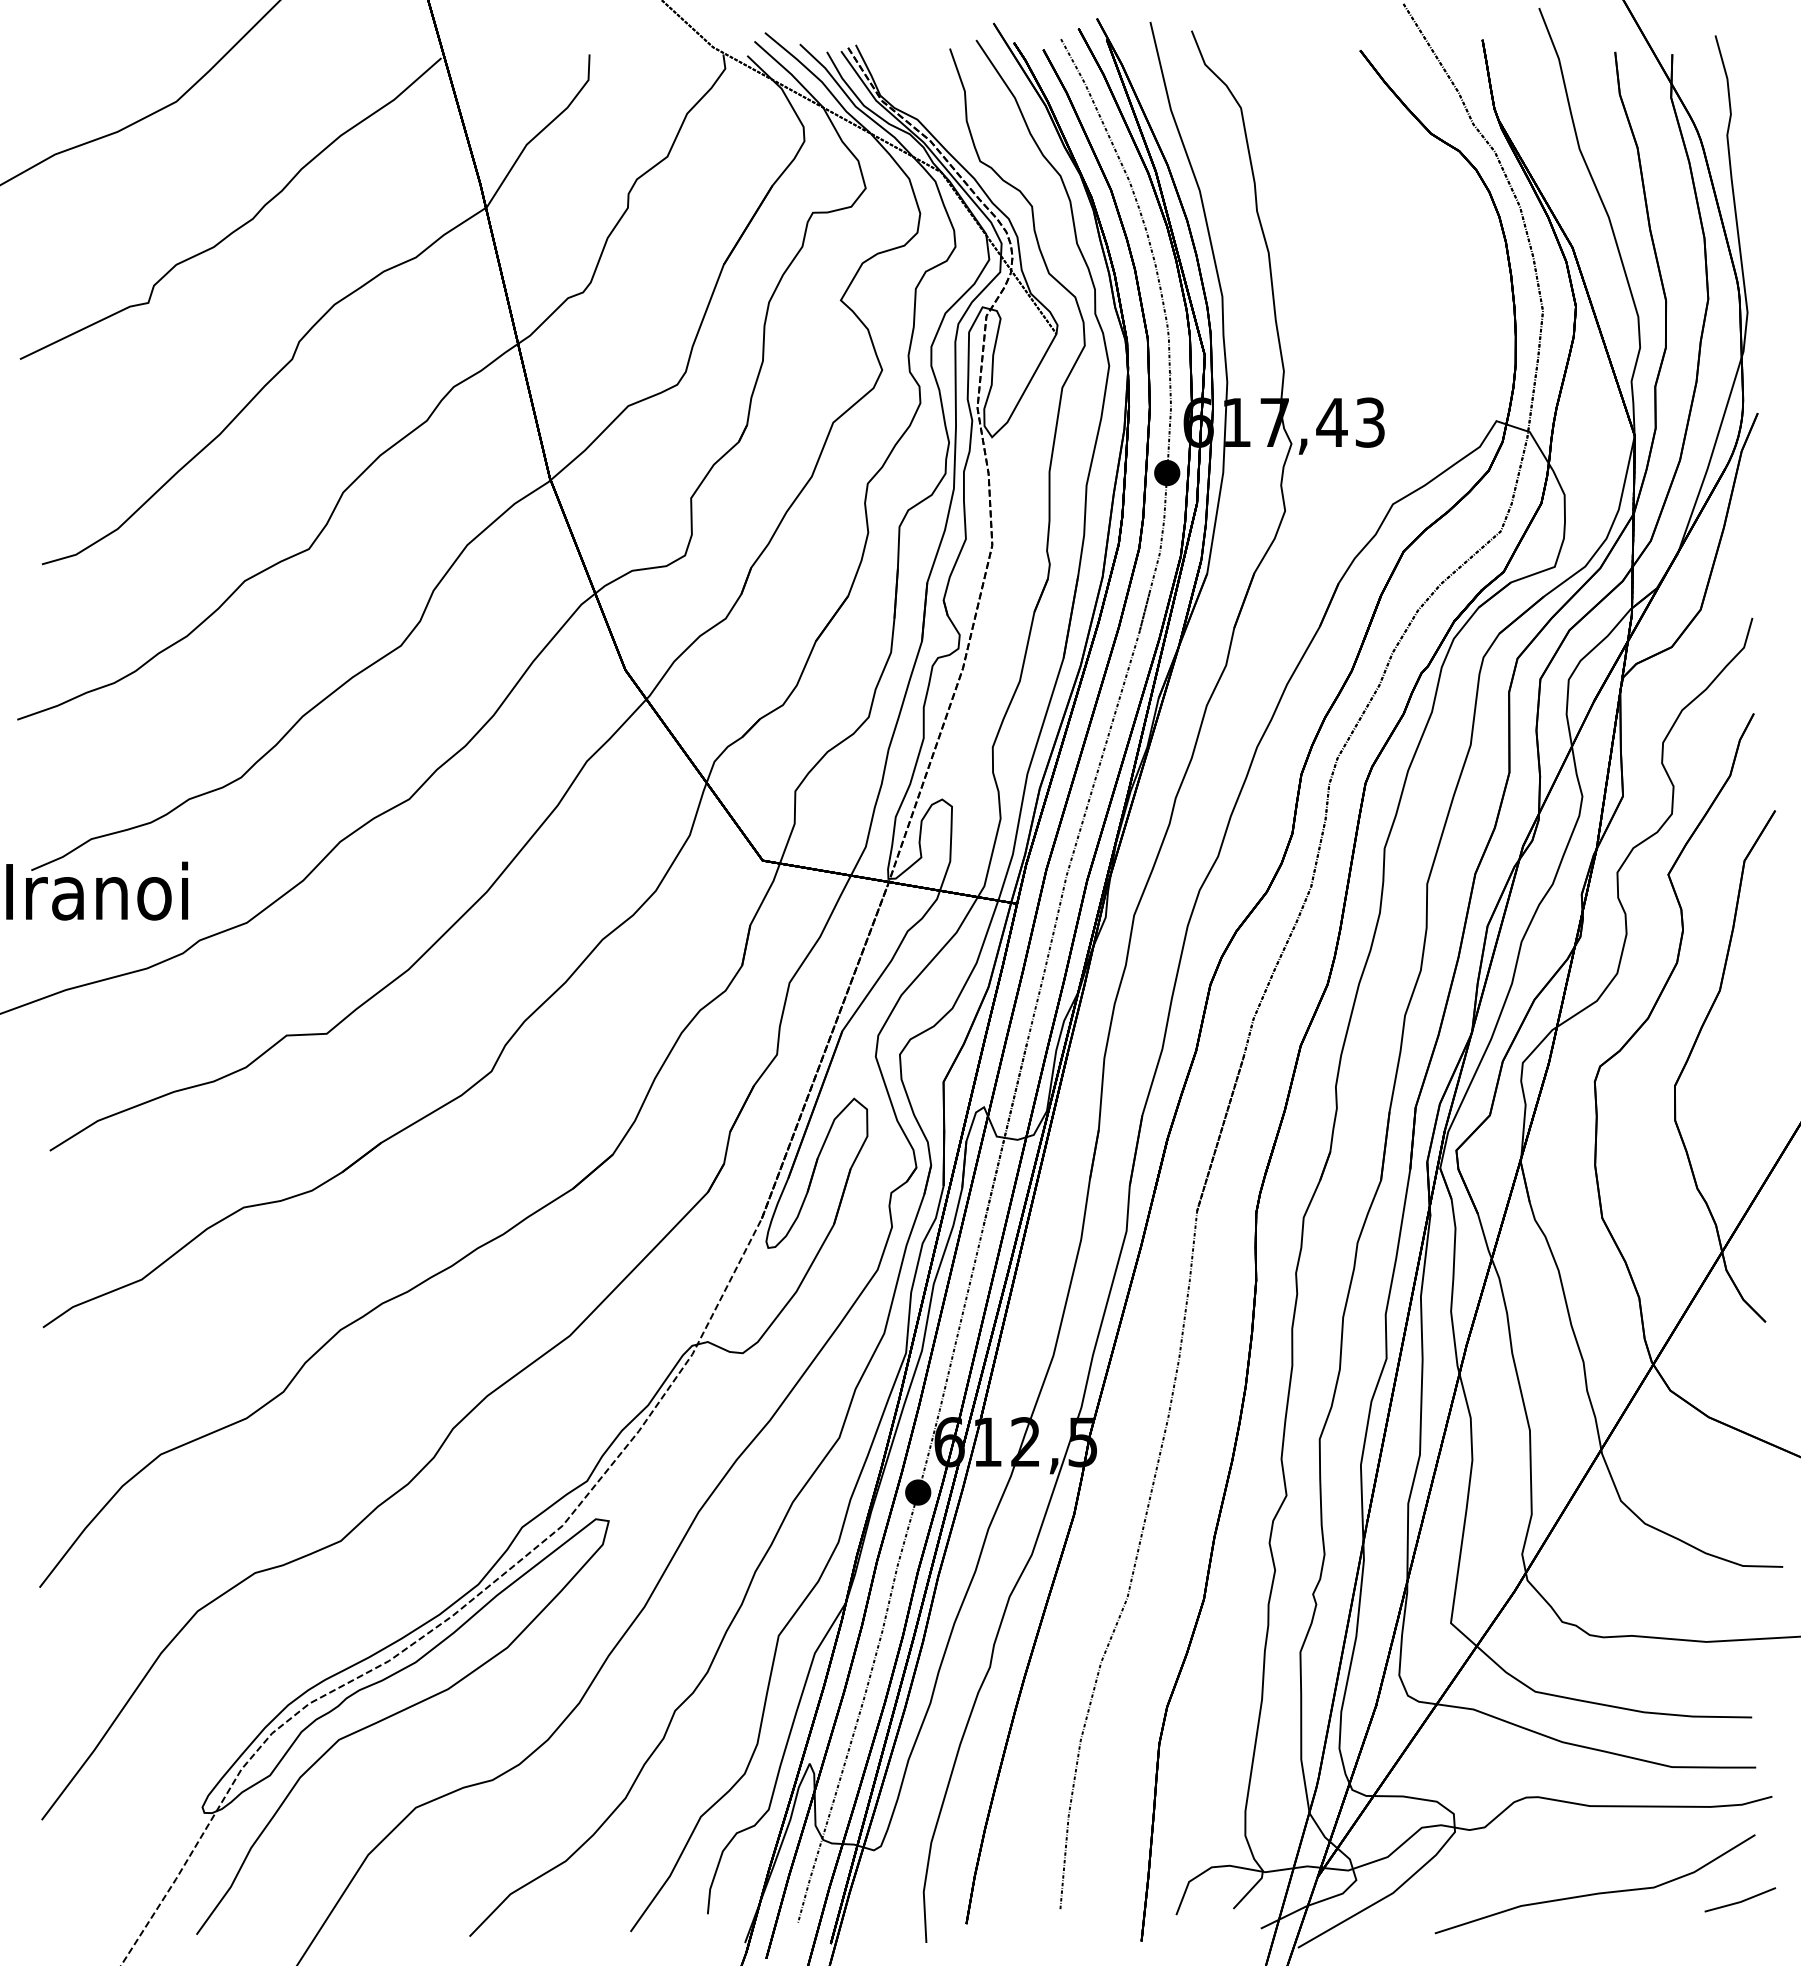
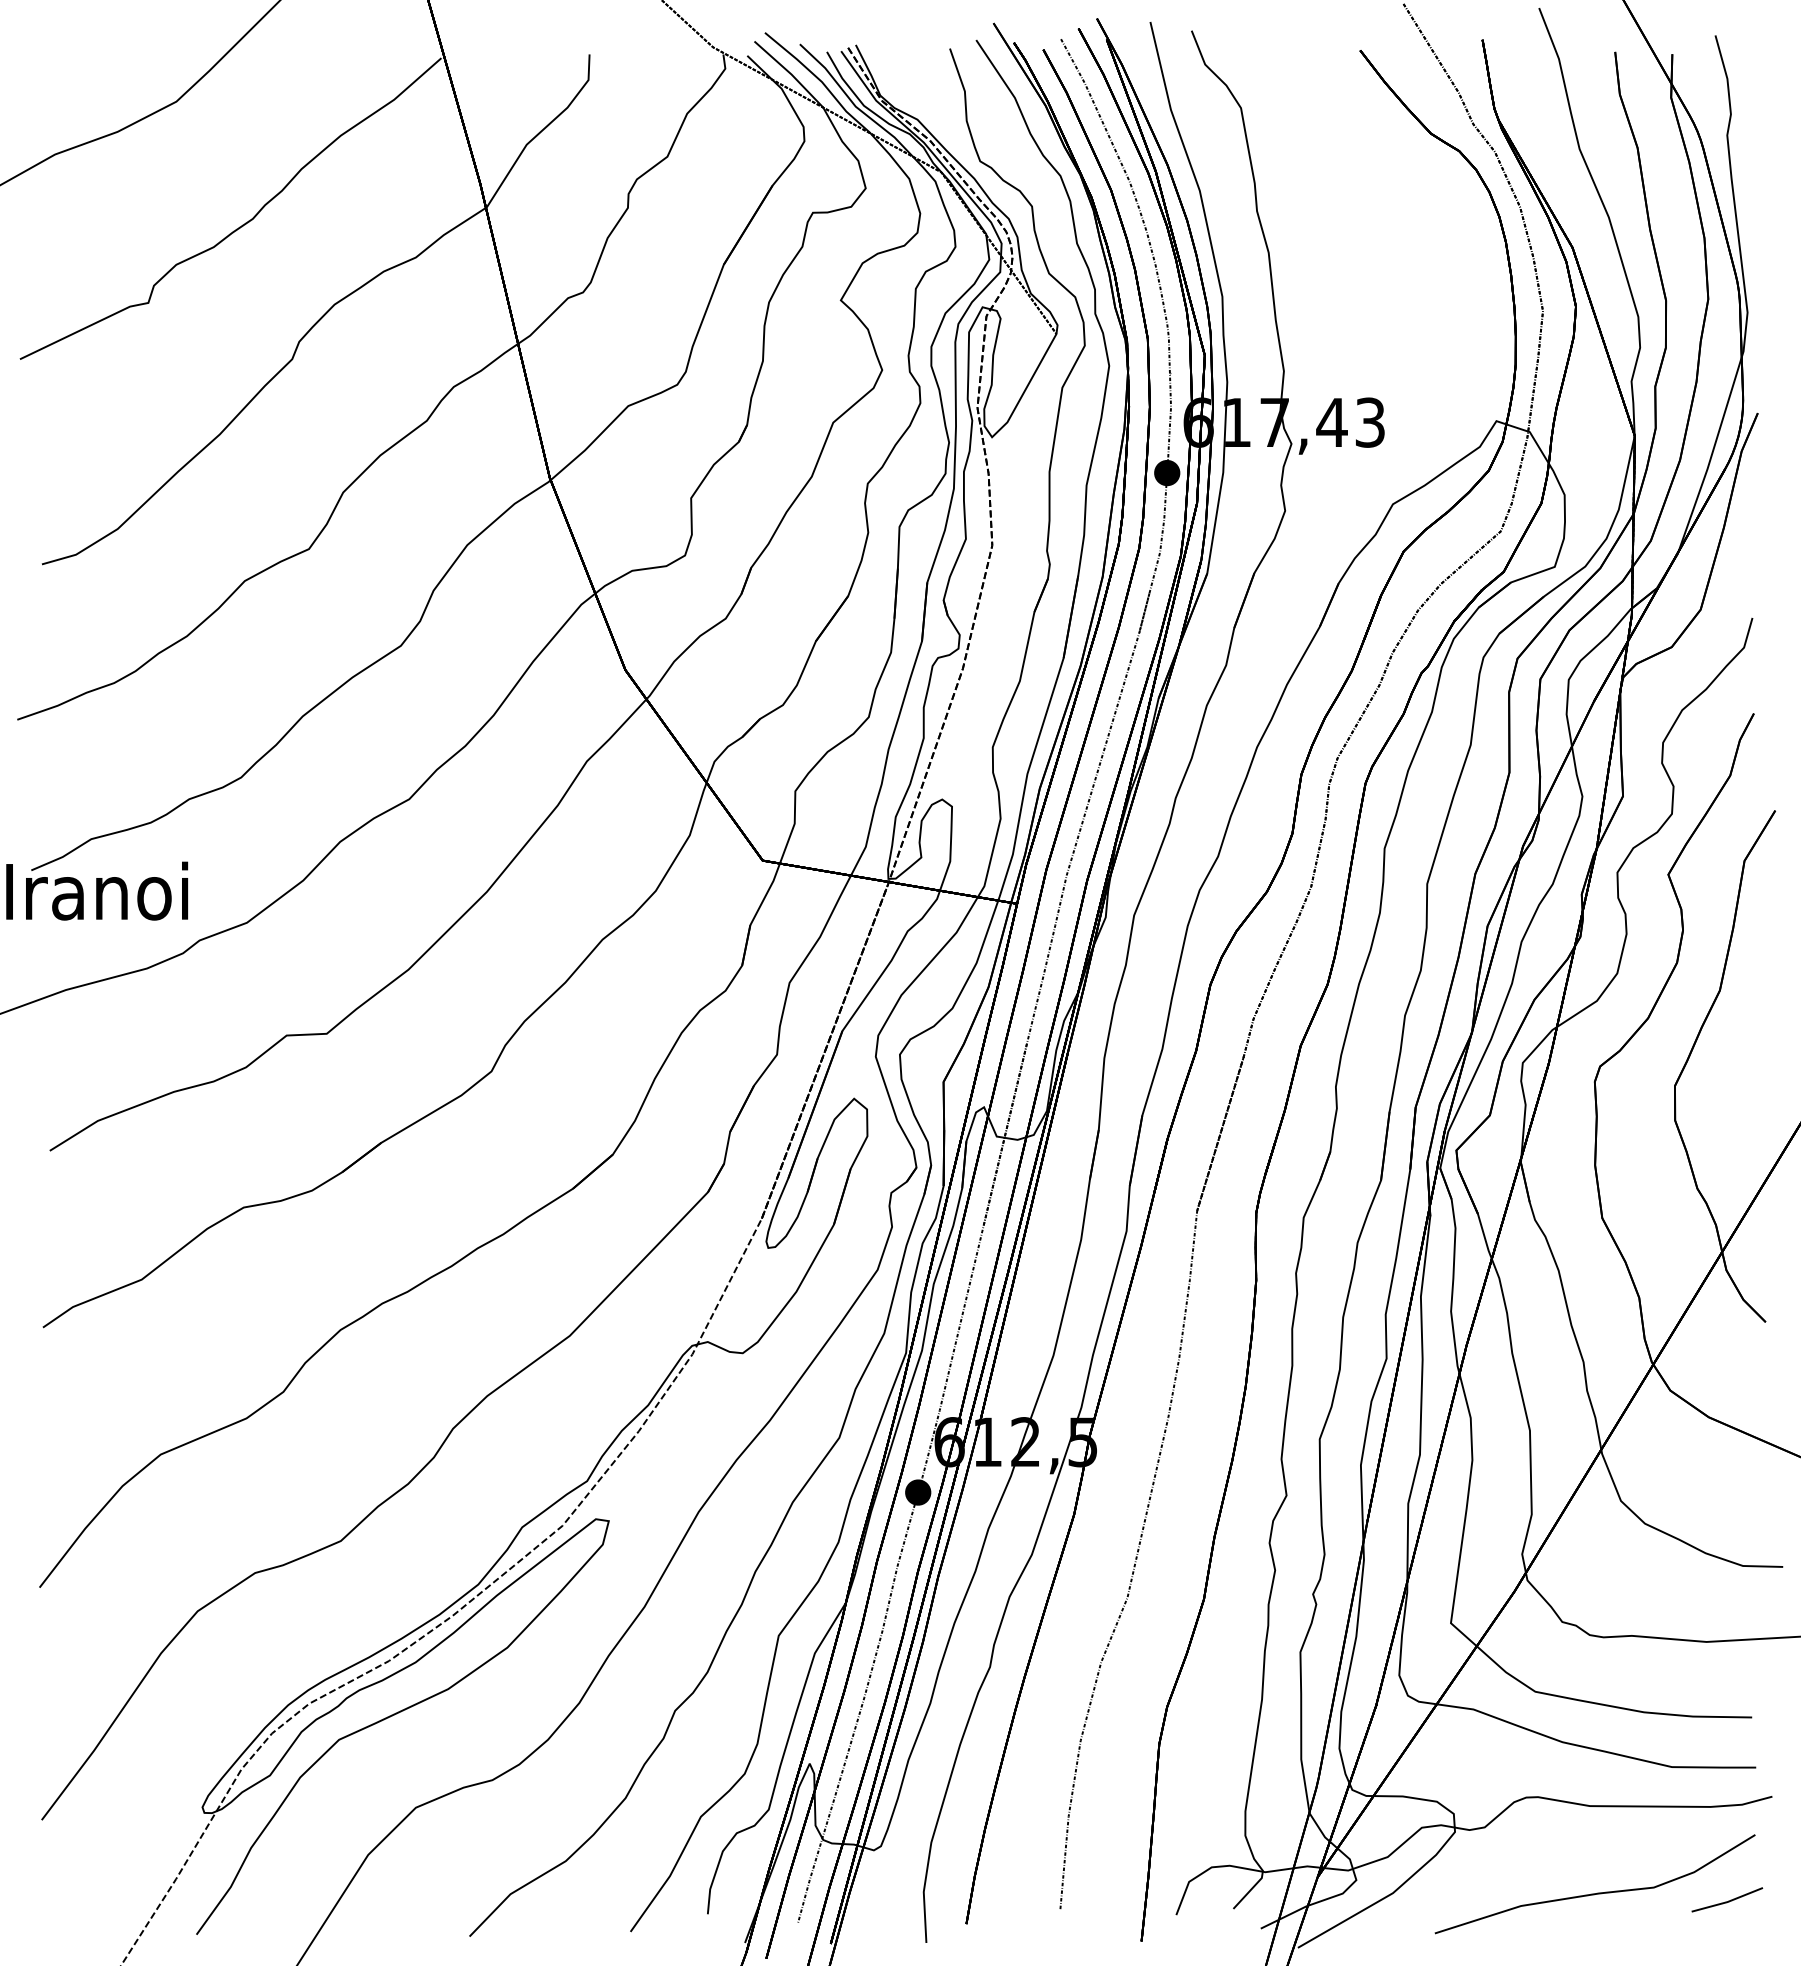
line position: (1741, 1900) -> (1728, 1900) (1728, 1900)
